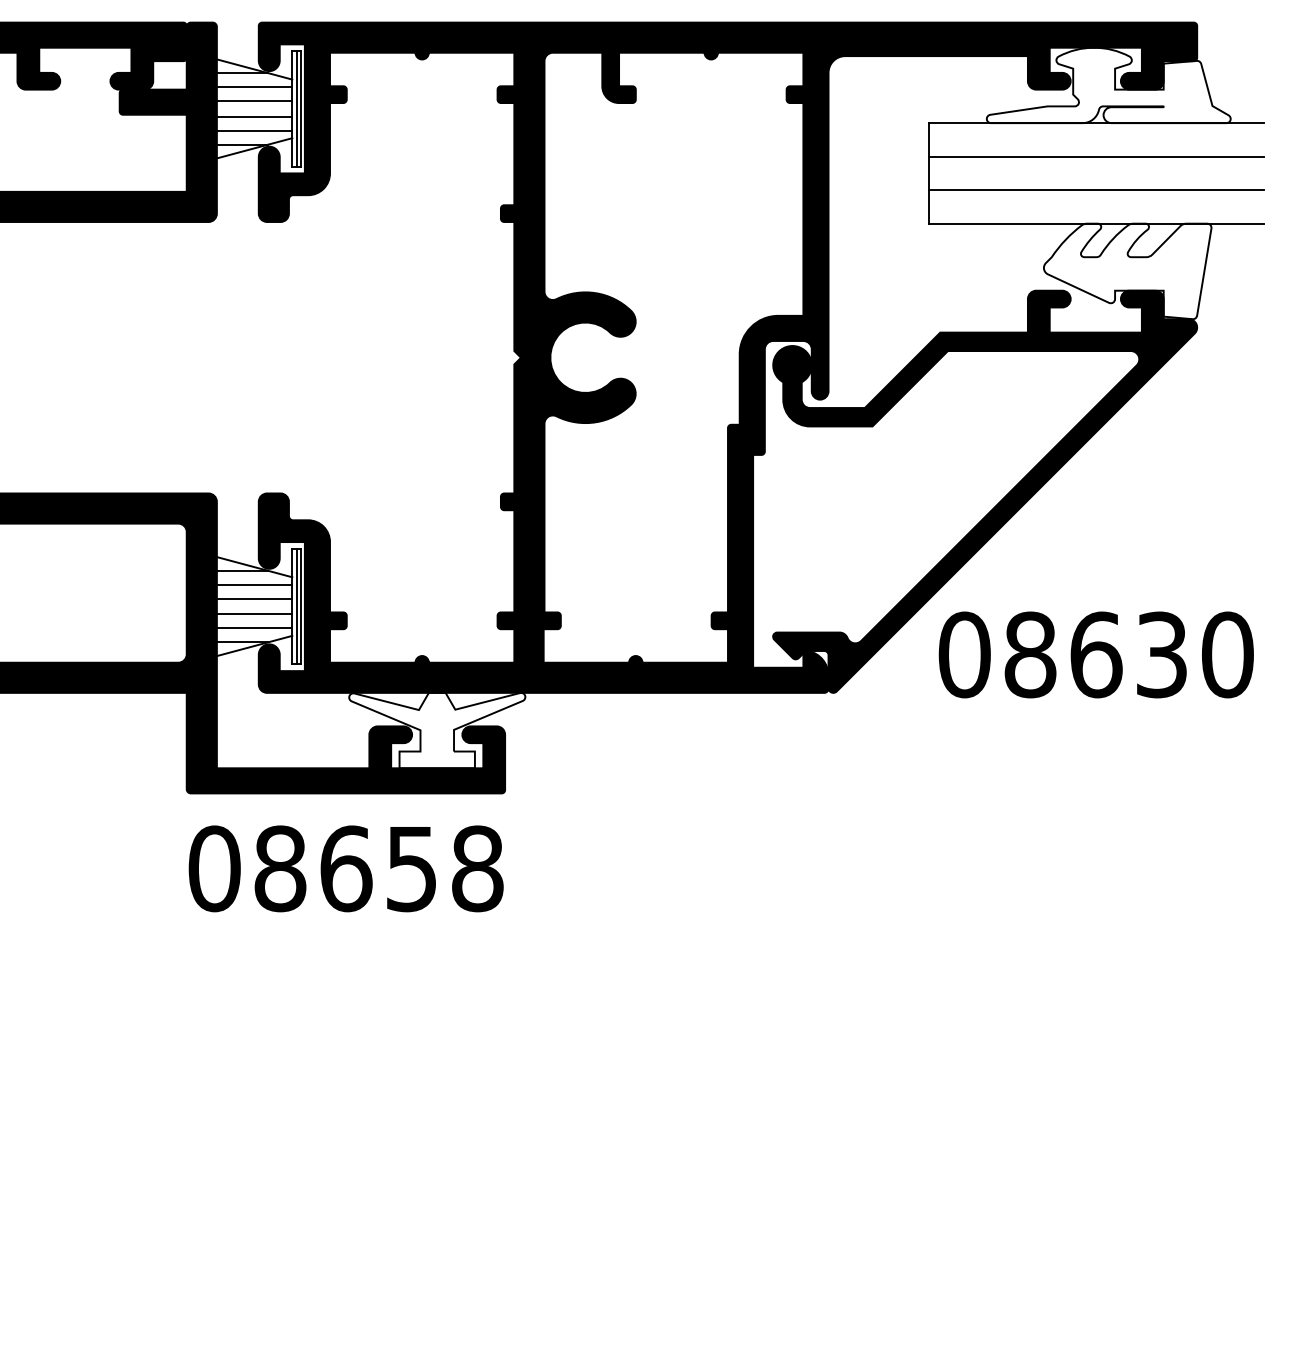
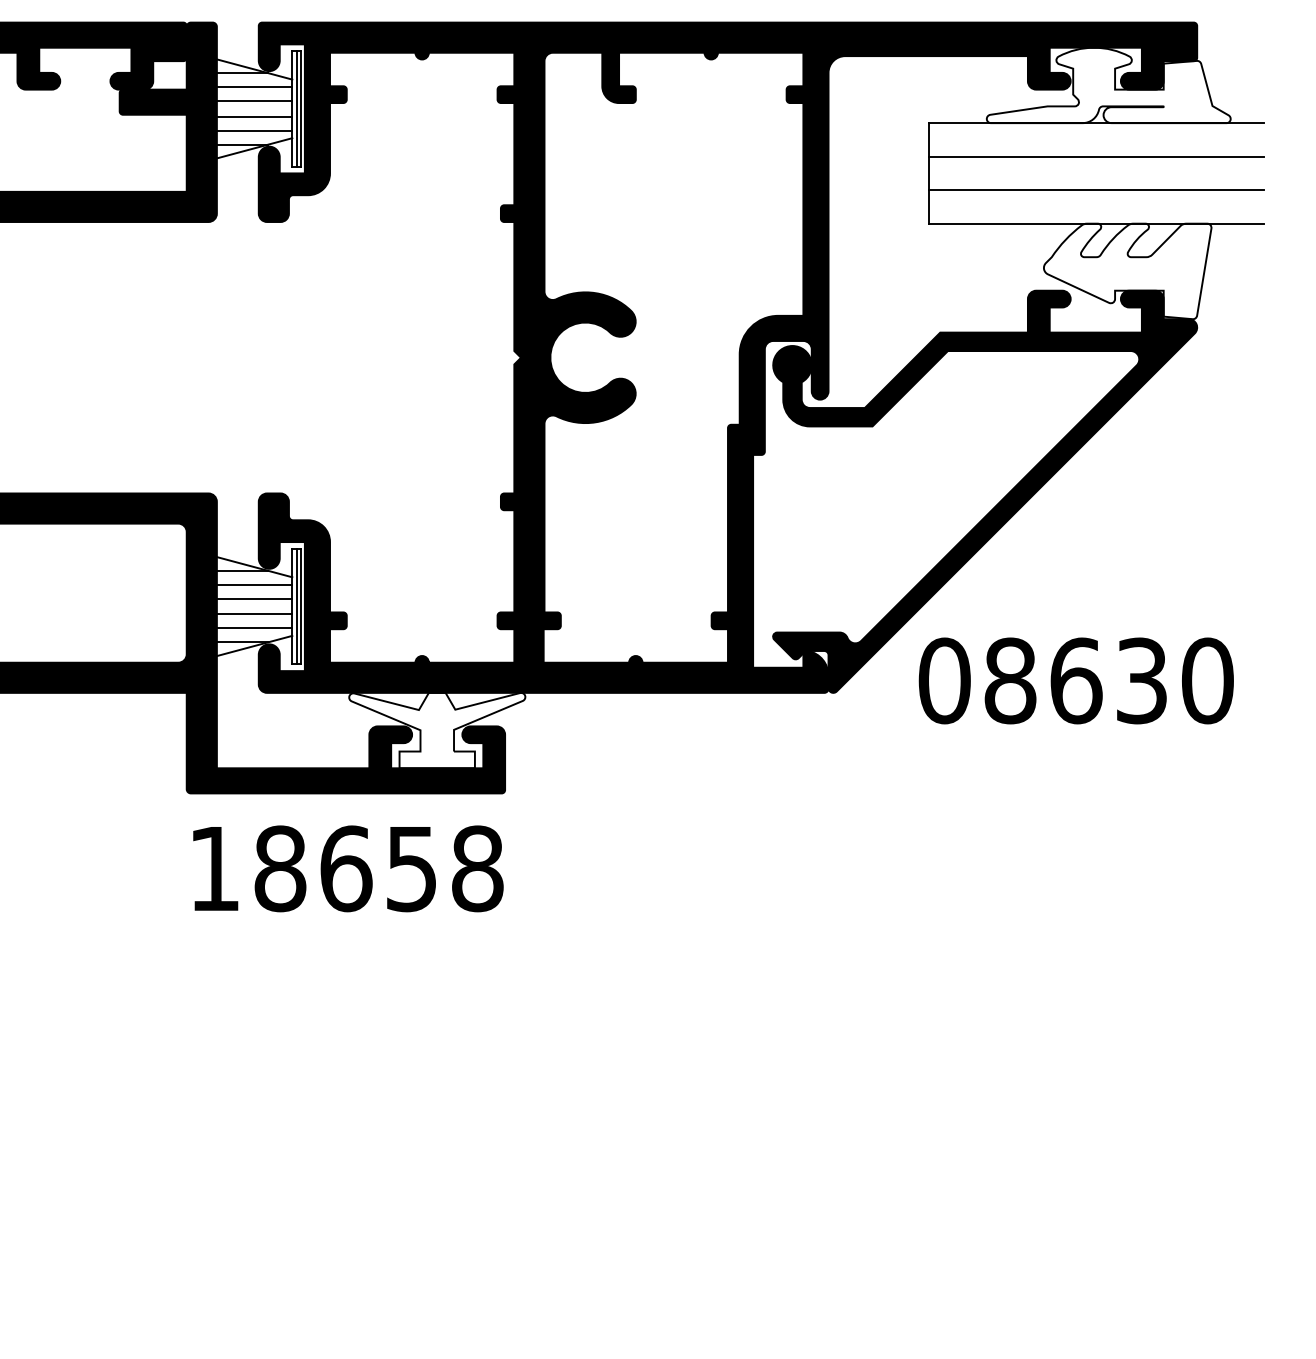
text position: (1095, 654) -> (1075, 680) (1075, 680)
text: 08658 -> 18658 (214, 868)
